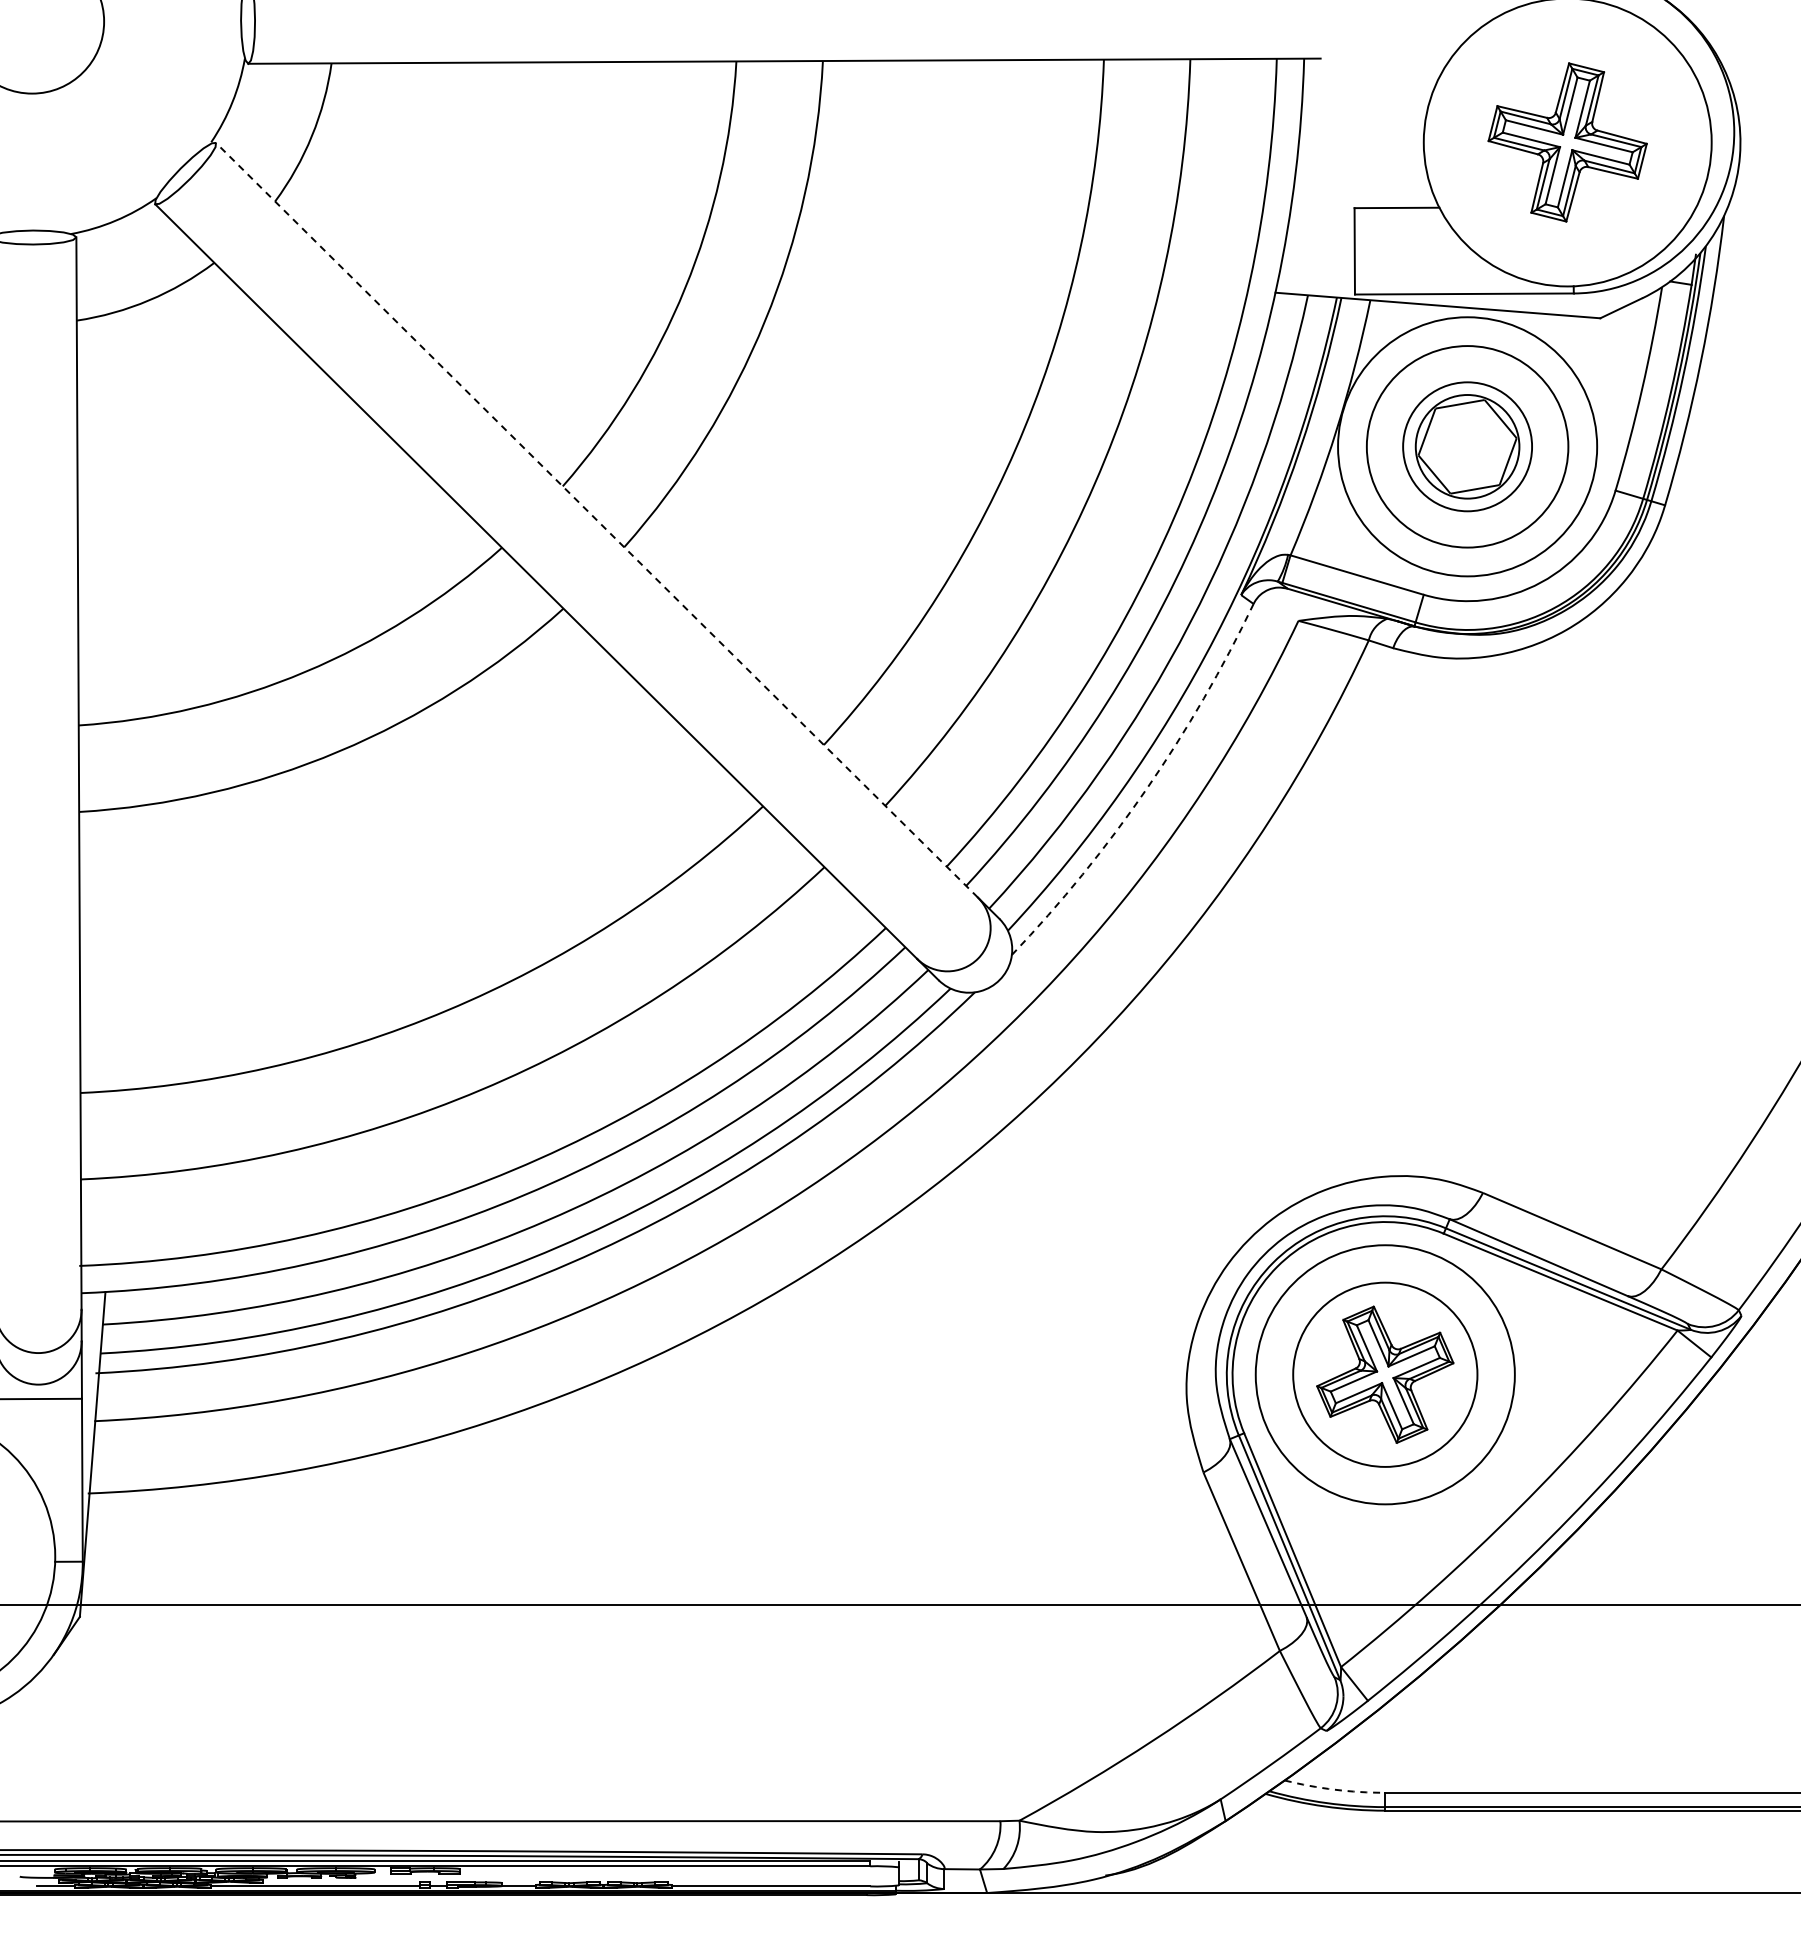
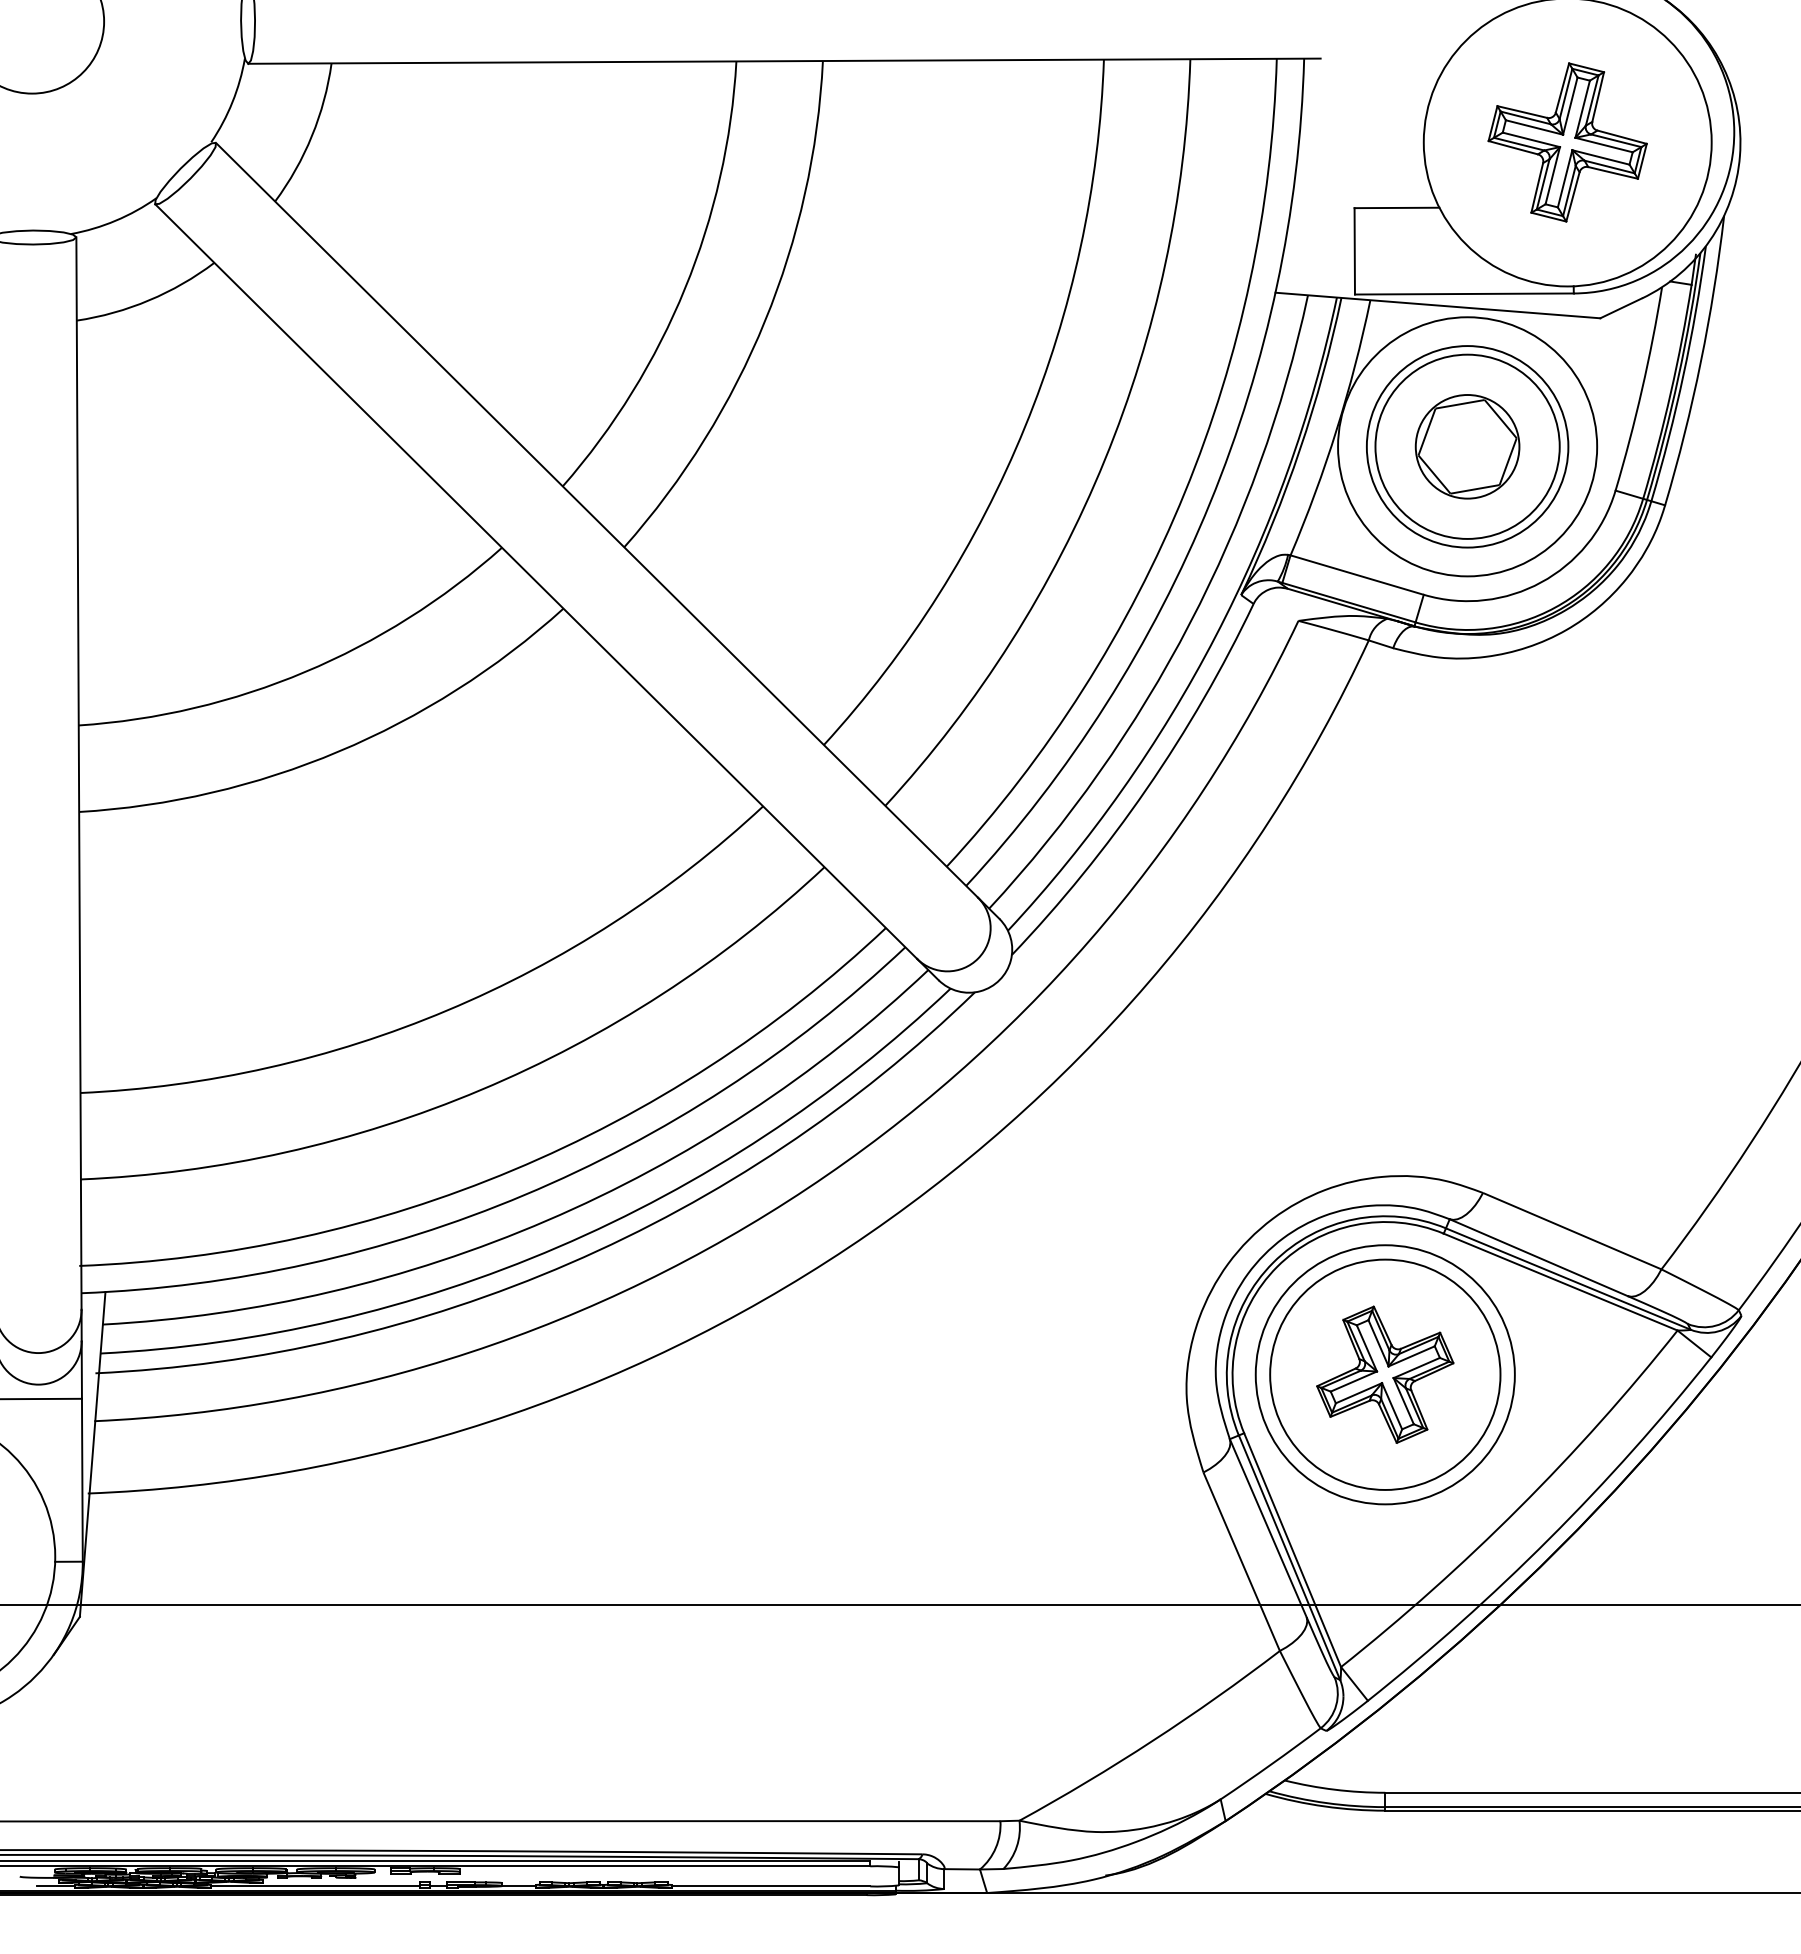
circle diameter: 129 px -> 184 px (1467, 446)
line: dashed -> solid (596, 519)
arc: dashed -> solid (1146, 789)
circle diameter: 184 px -> 230 px (1385, 1374)
arc: dashed -> solid (1334, 1789)
